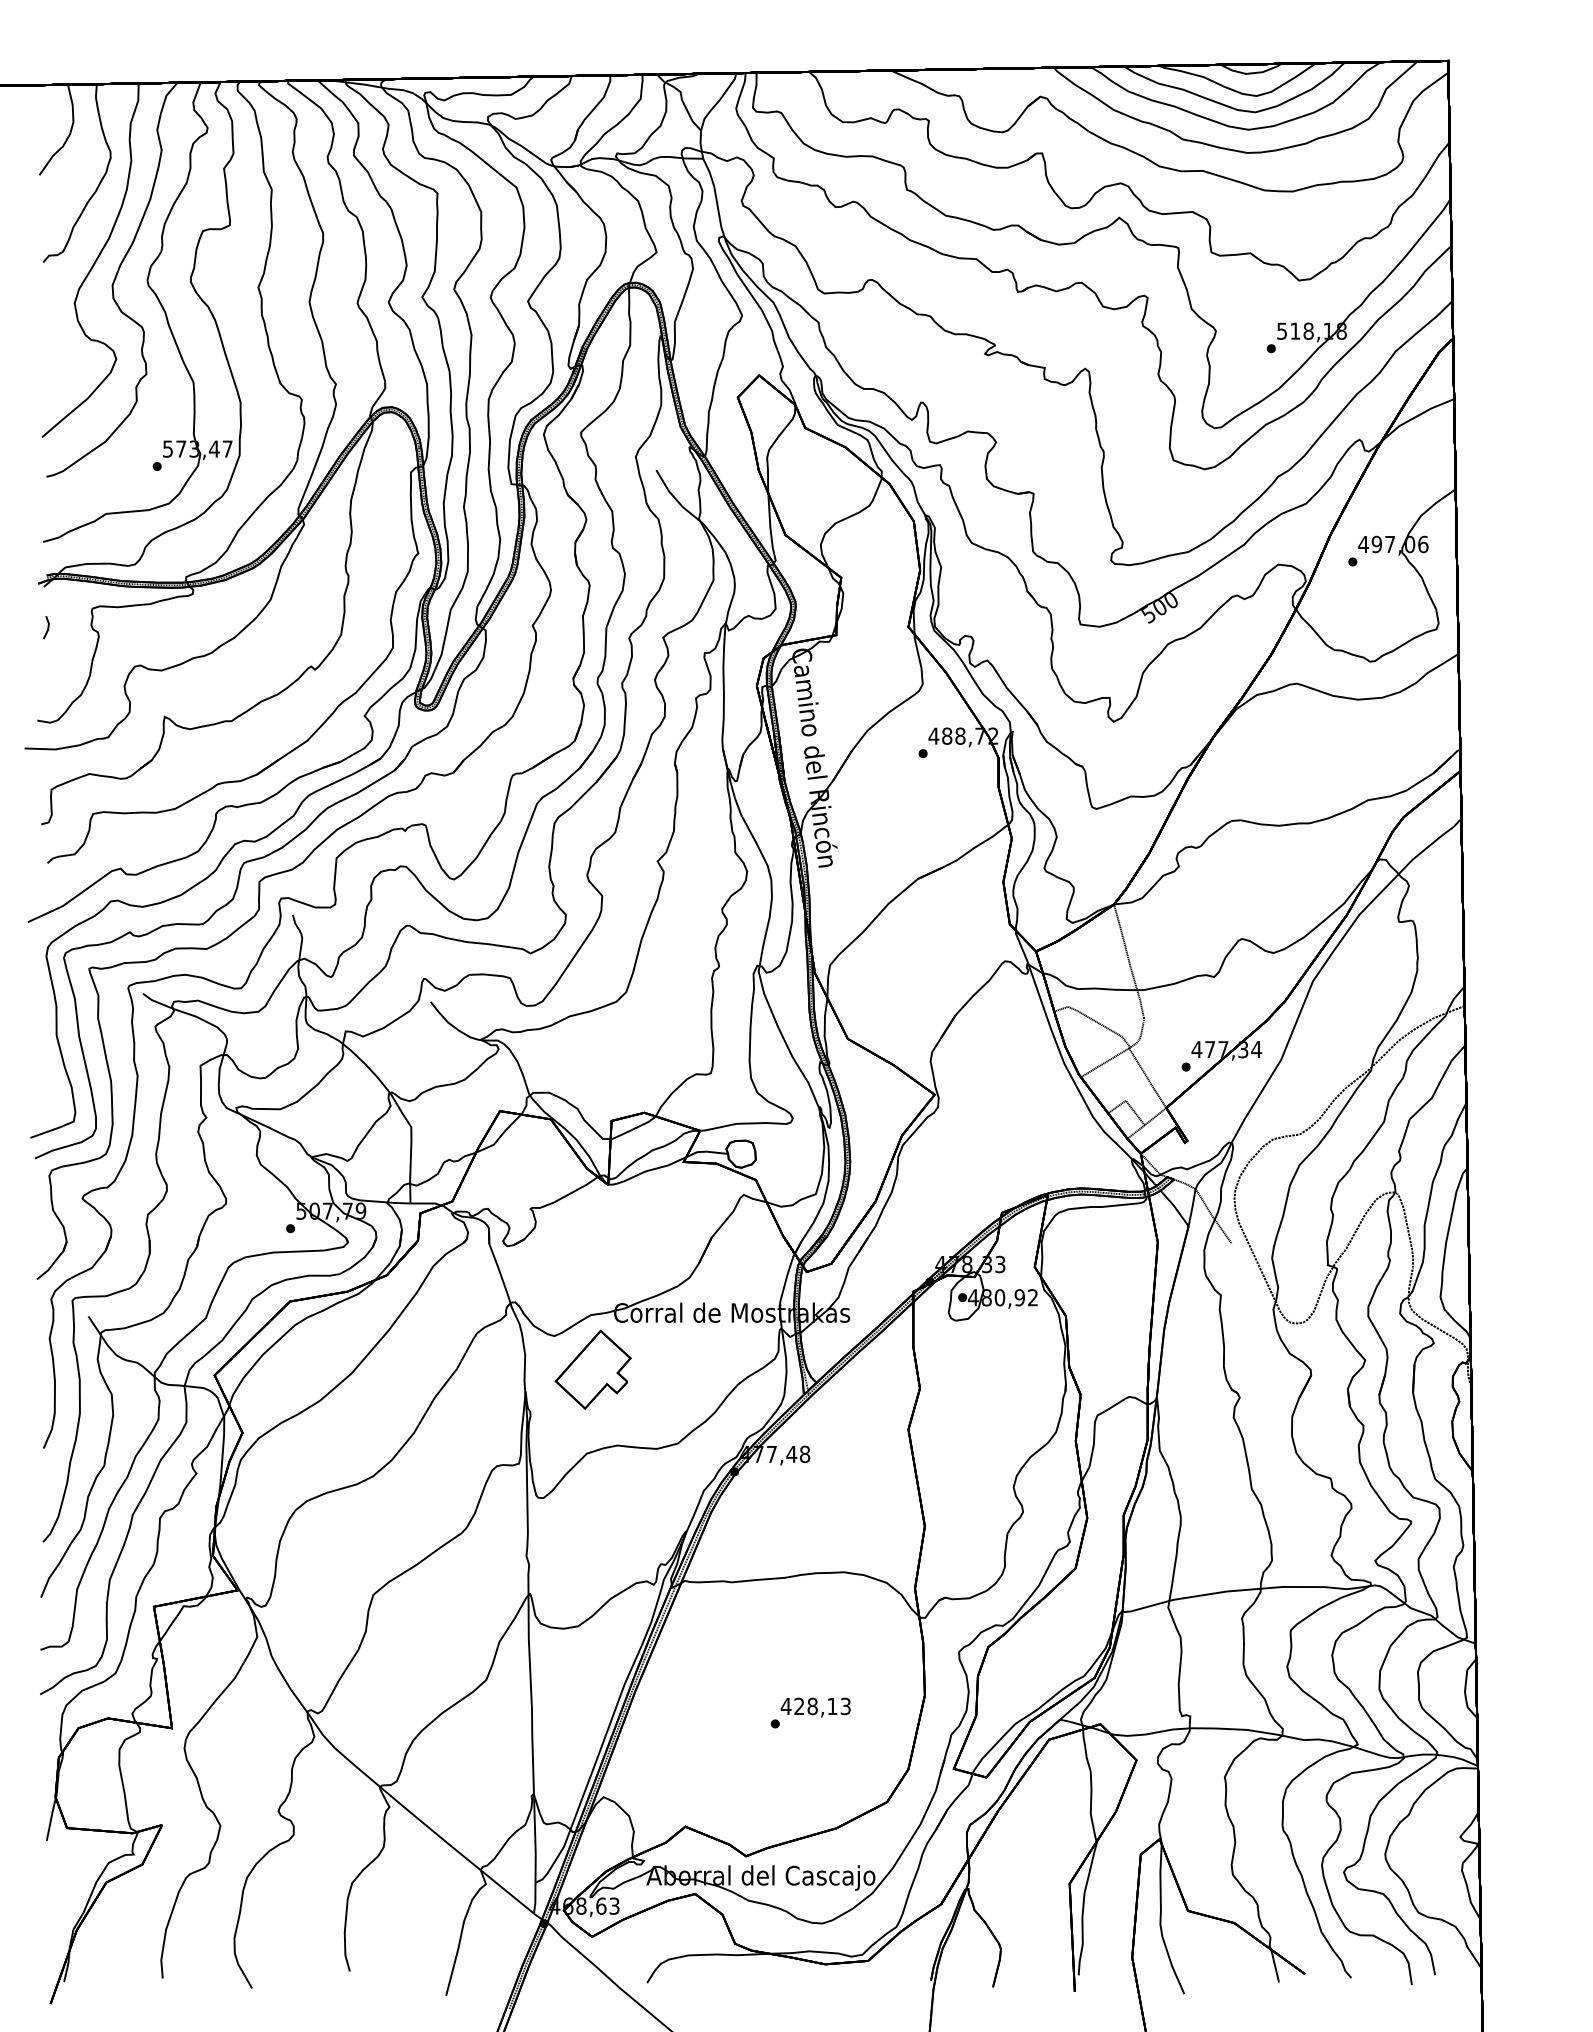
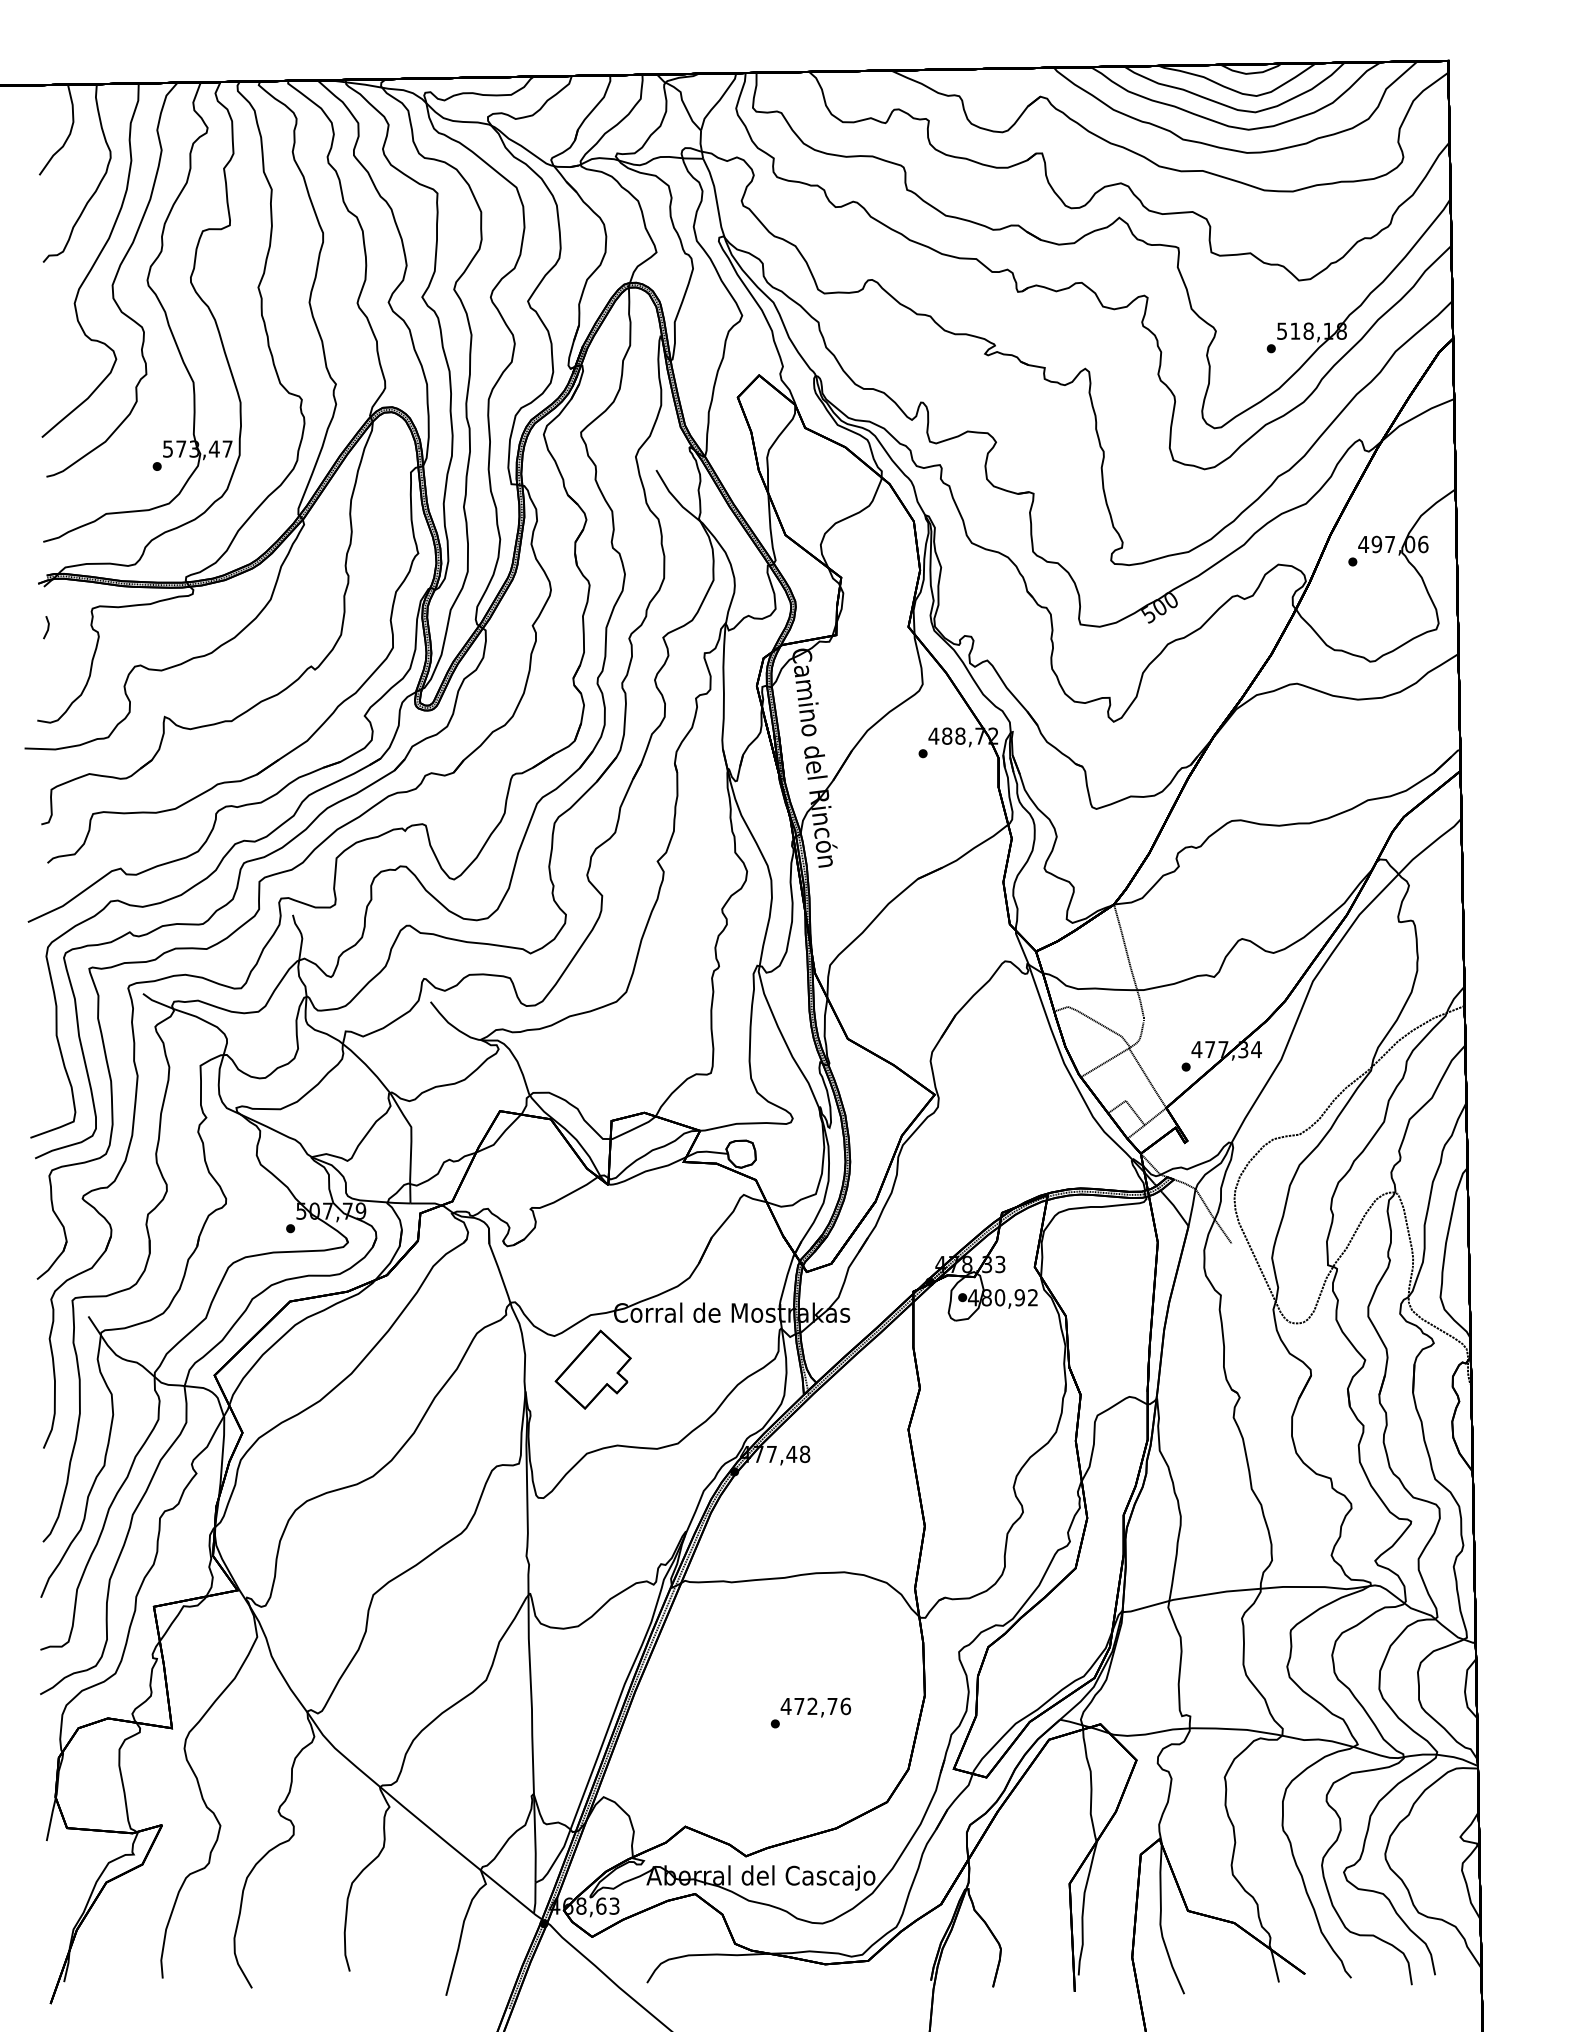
text: 428,13 -> 472,76 (822, 1706)
